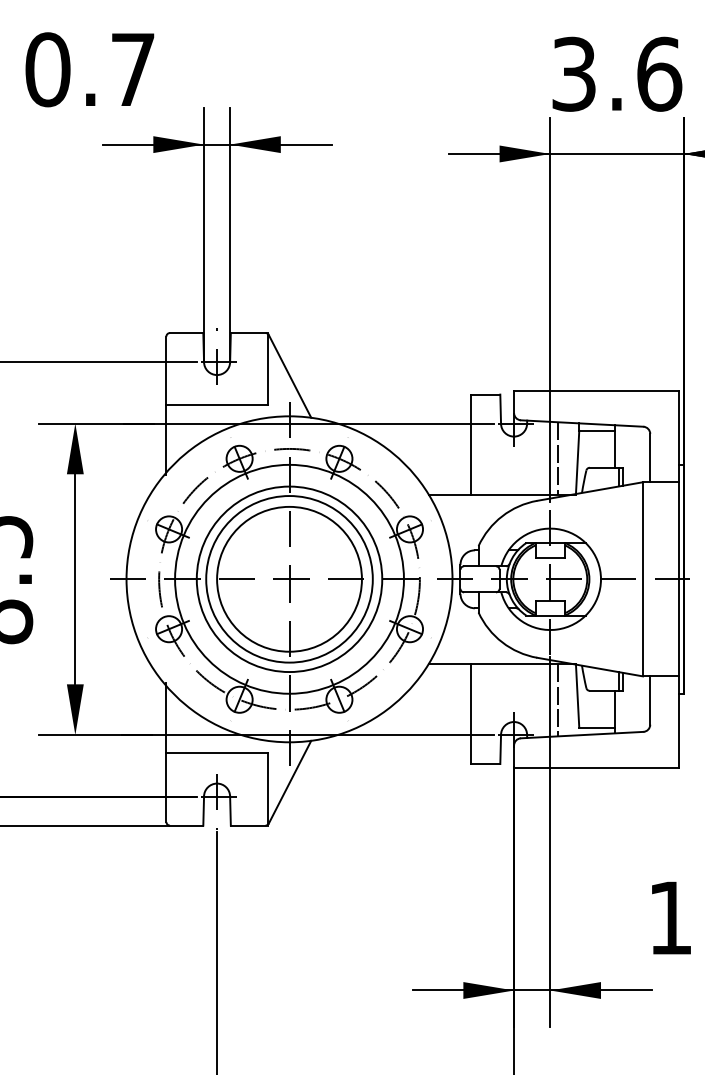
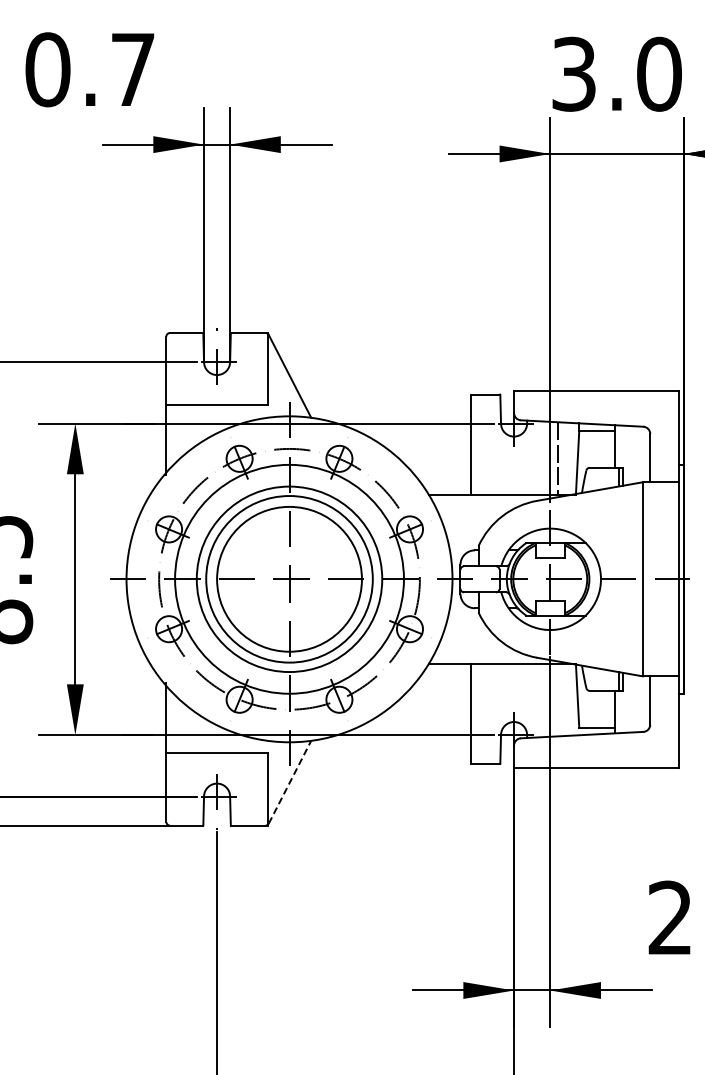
text: 3.6 -> 3.0 (659, 73)
line: present -> none (557, 700)
line: solid -> dashed (290, 782)
text: 1 -> 2 (669, 917)
